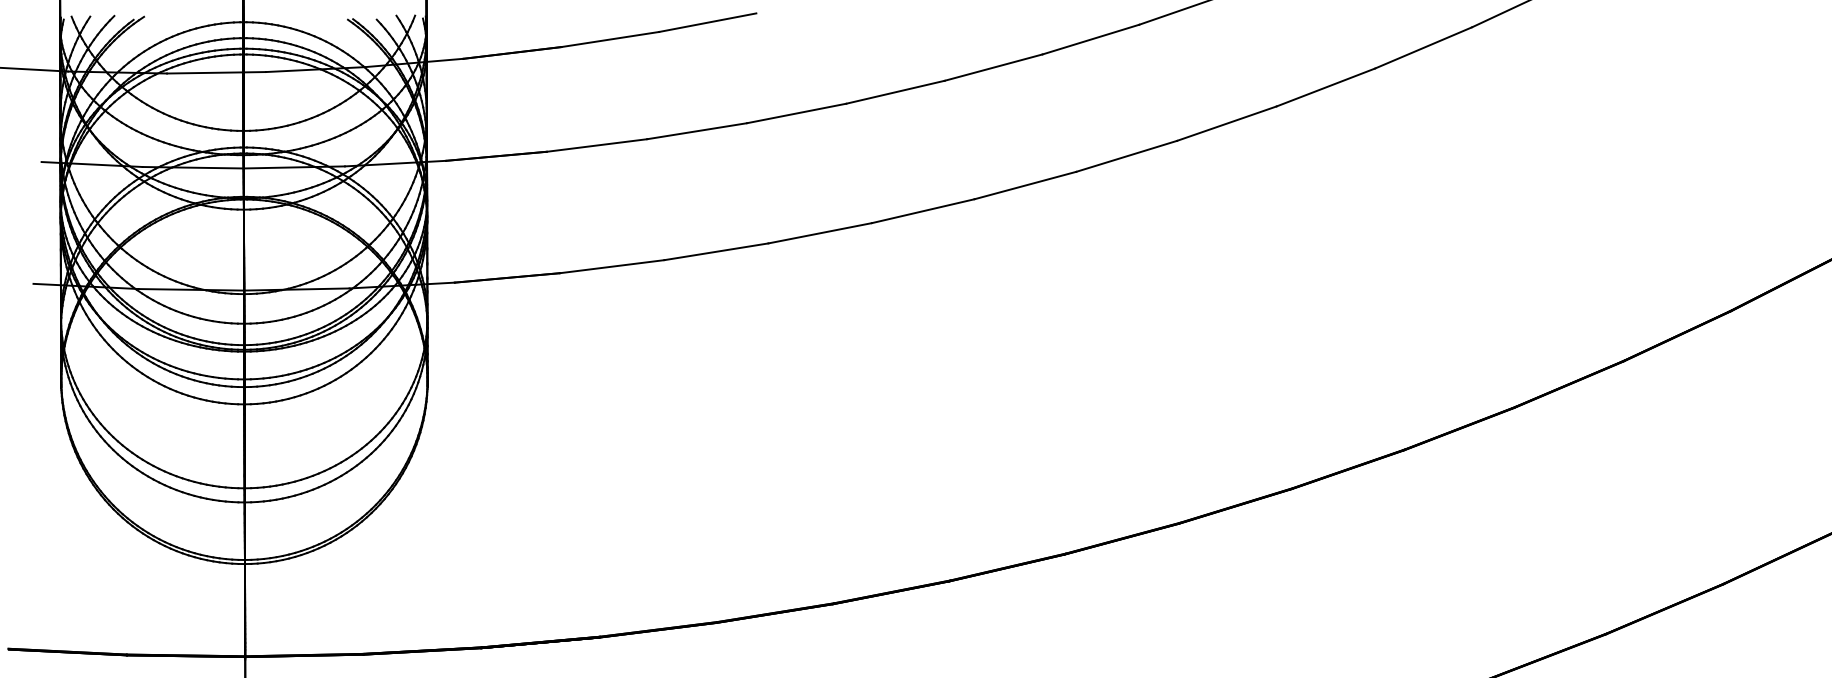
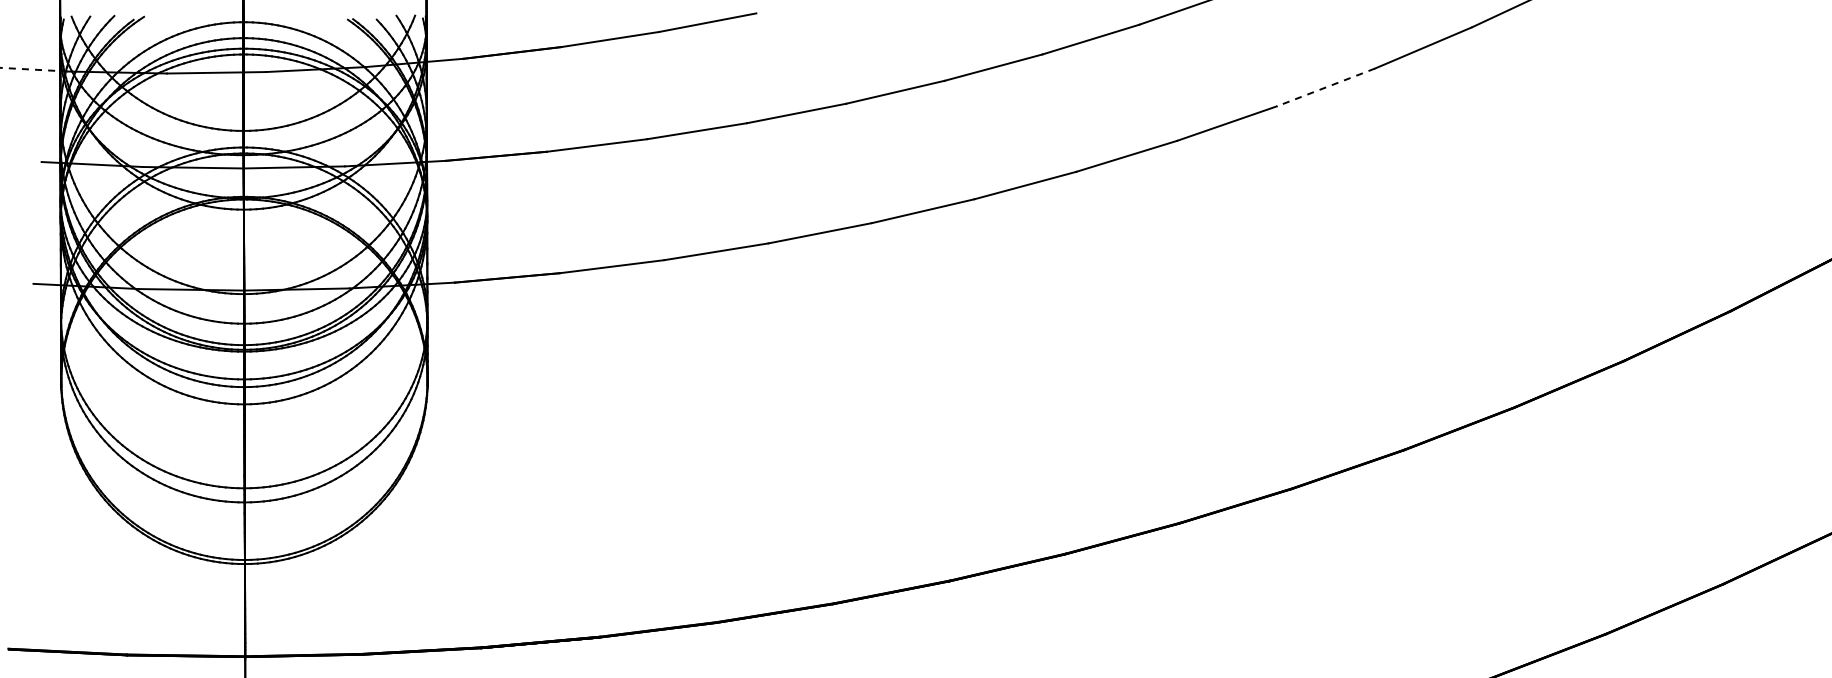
line: solid -> dashed (34, 69)
line: solid -> dashed (1325, 87)
